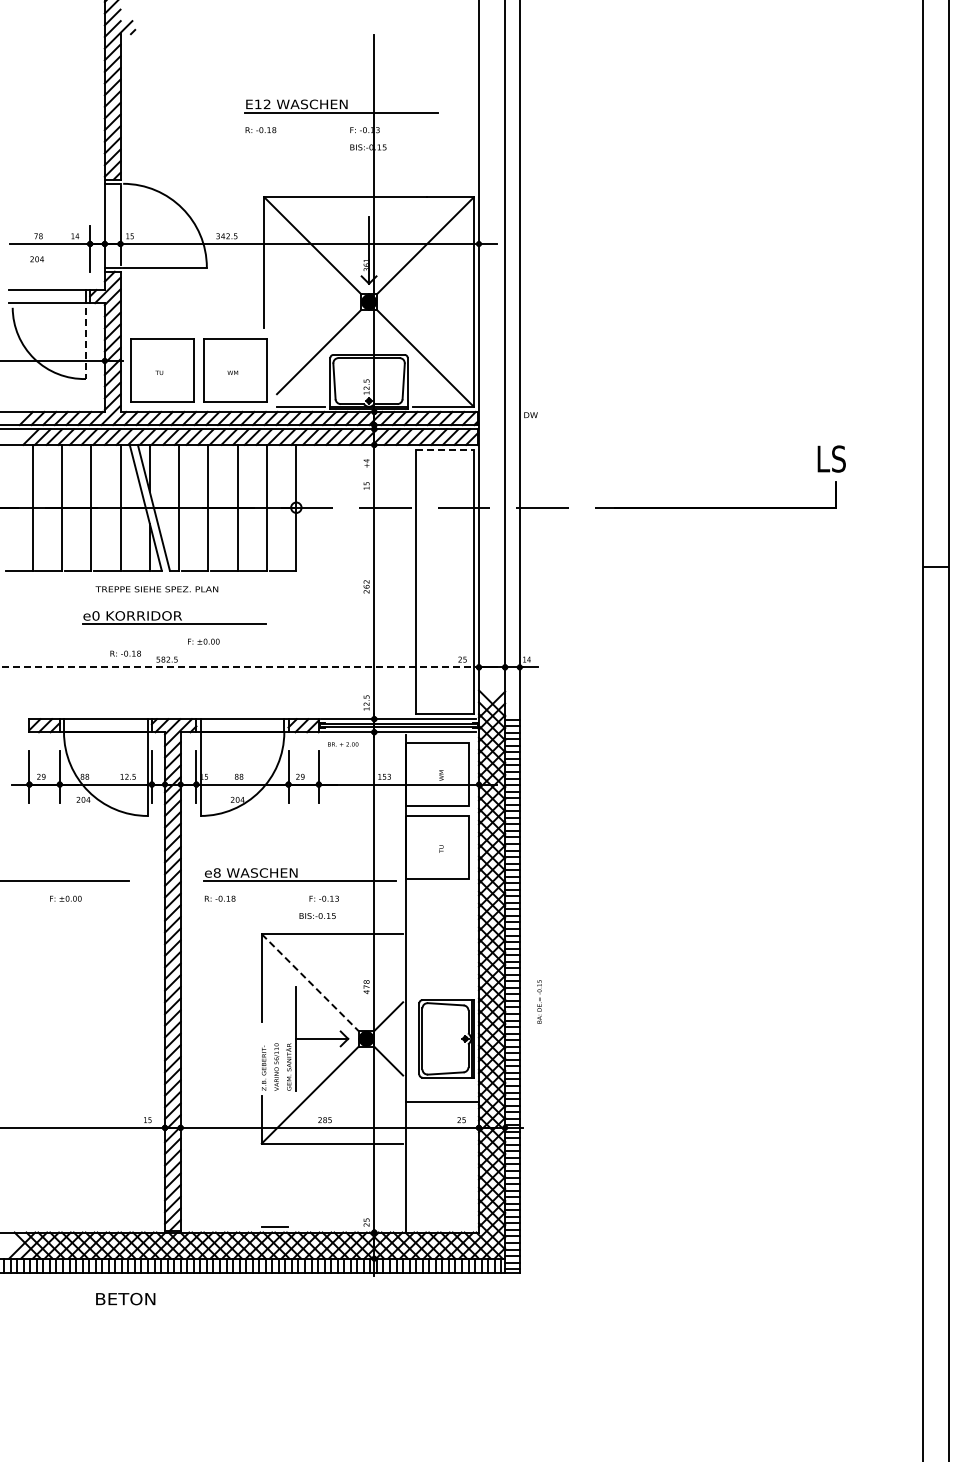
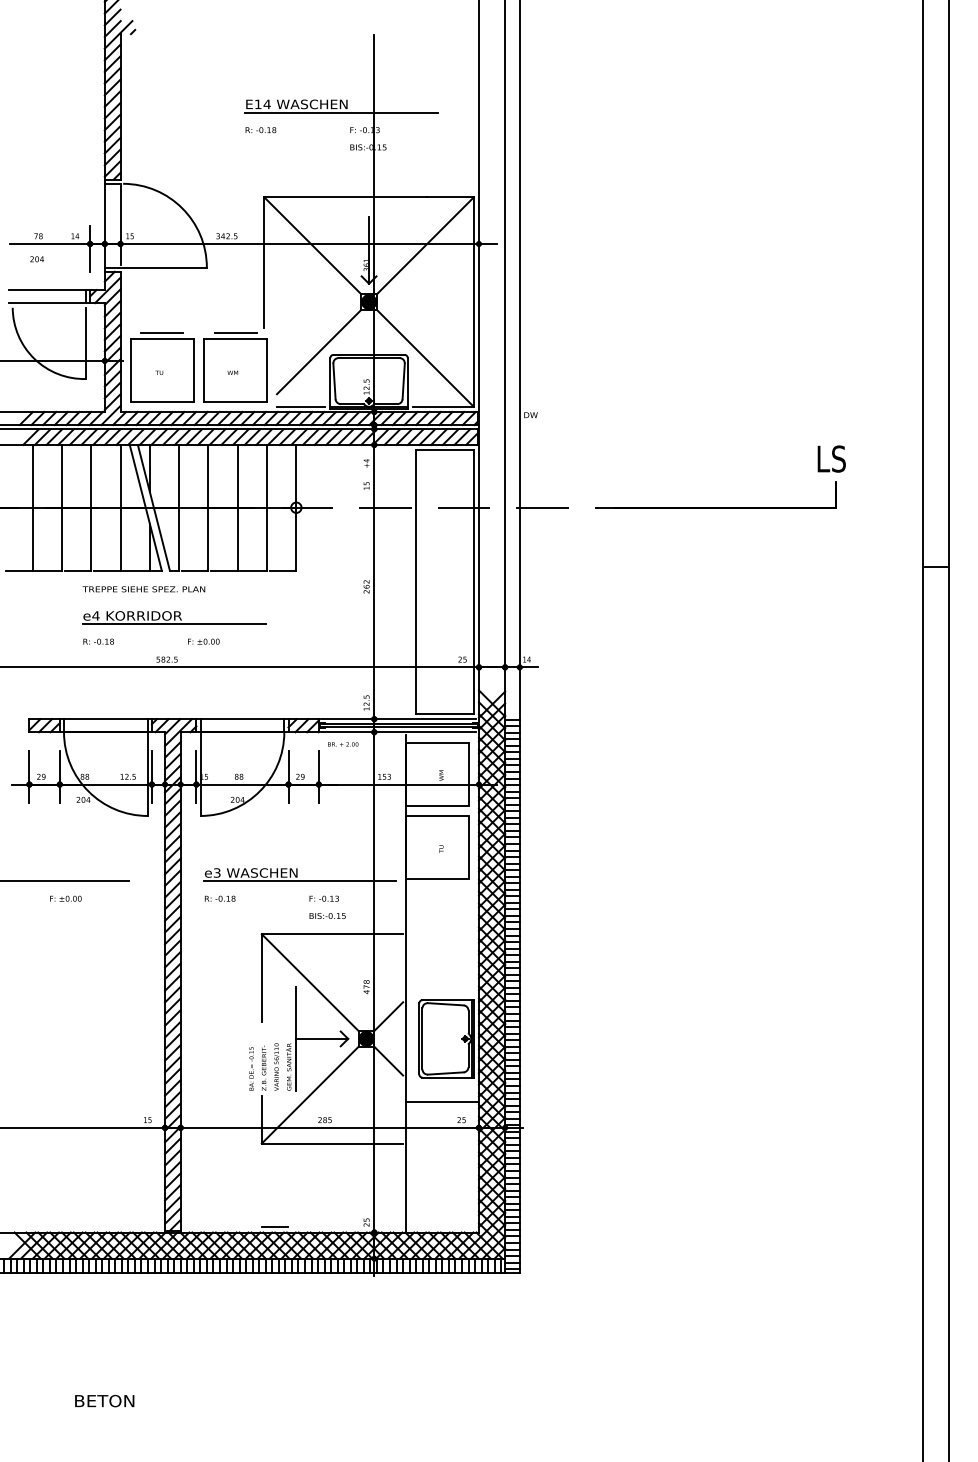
text: E12 -> E14 (266, 104)
line: none -> present (162, 333)
line: none -> present (235, 333)
line: dashed -> solid (85, 343)
line: dashed -> solid (444, 450)
text position: (156, 589) -> (143, 589) (143, 589)
text: e0 -> e4 (95, 615)
text position: (125, 653) -> (98, 641) (98, 641)
line: dashed -> solid (239, 667)
text: e8 -> e3 (216, 872)
text position: (317, 915) -> (327, 915) (327, 915)
line: dashed -> solid (310, 982)
text position: (539, 1001) -> (251, 1068) (251, 1068)
text position: (125, 1298) -> (104, 1400) (104, 1400)
